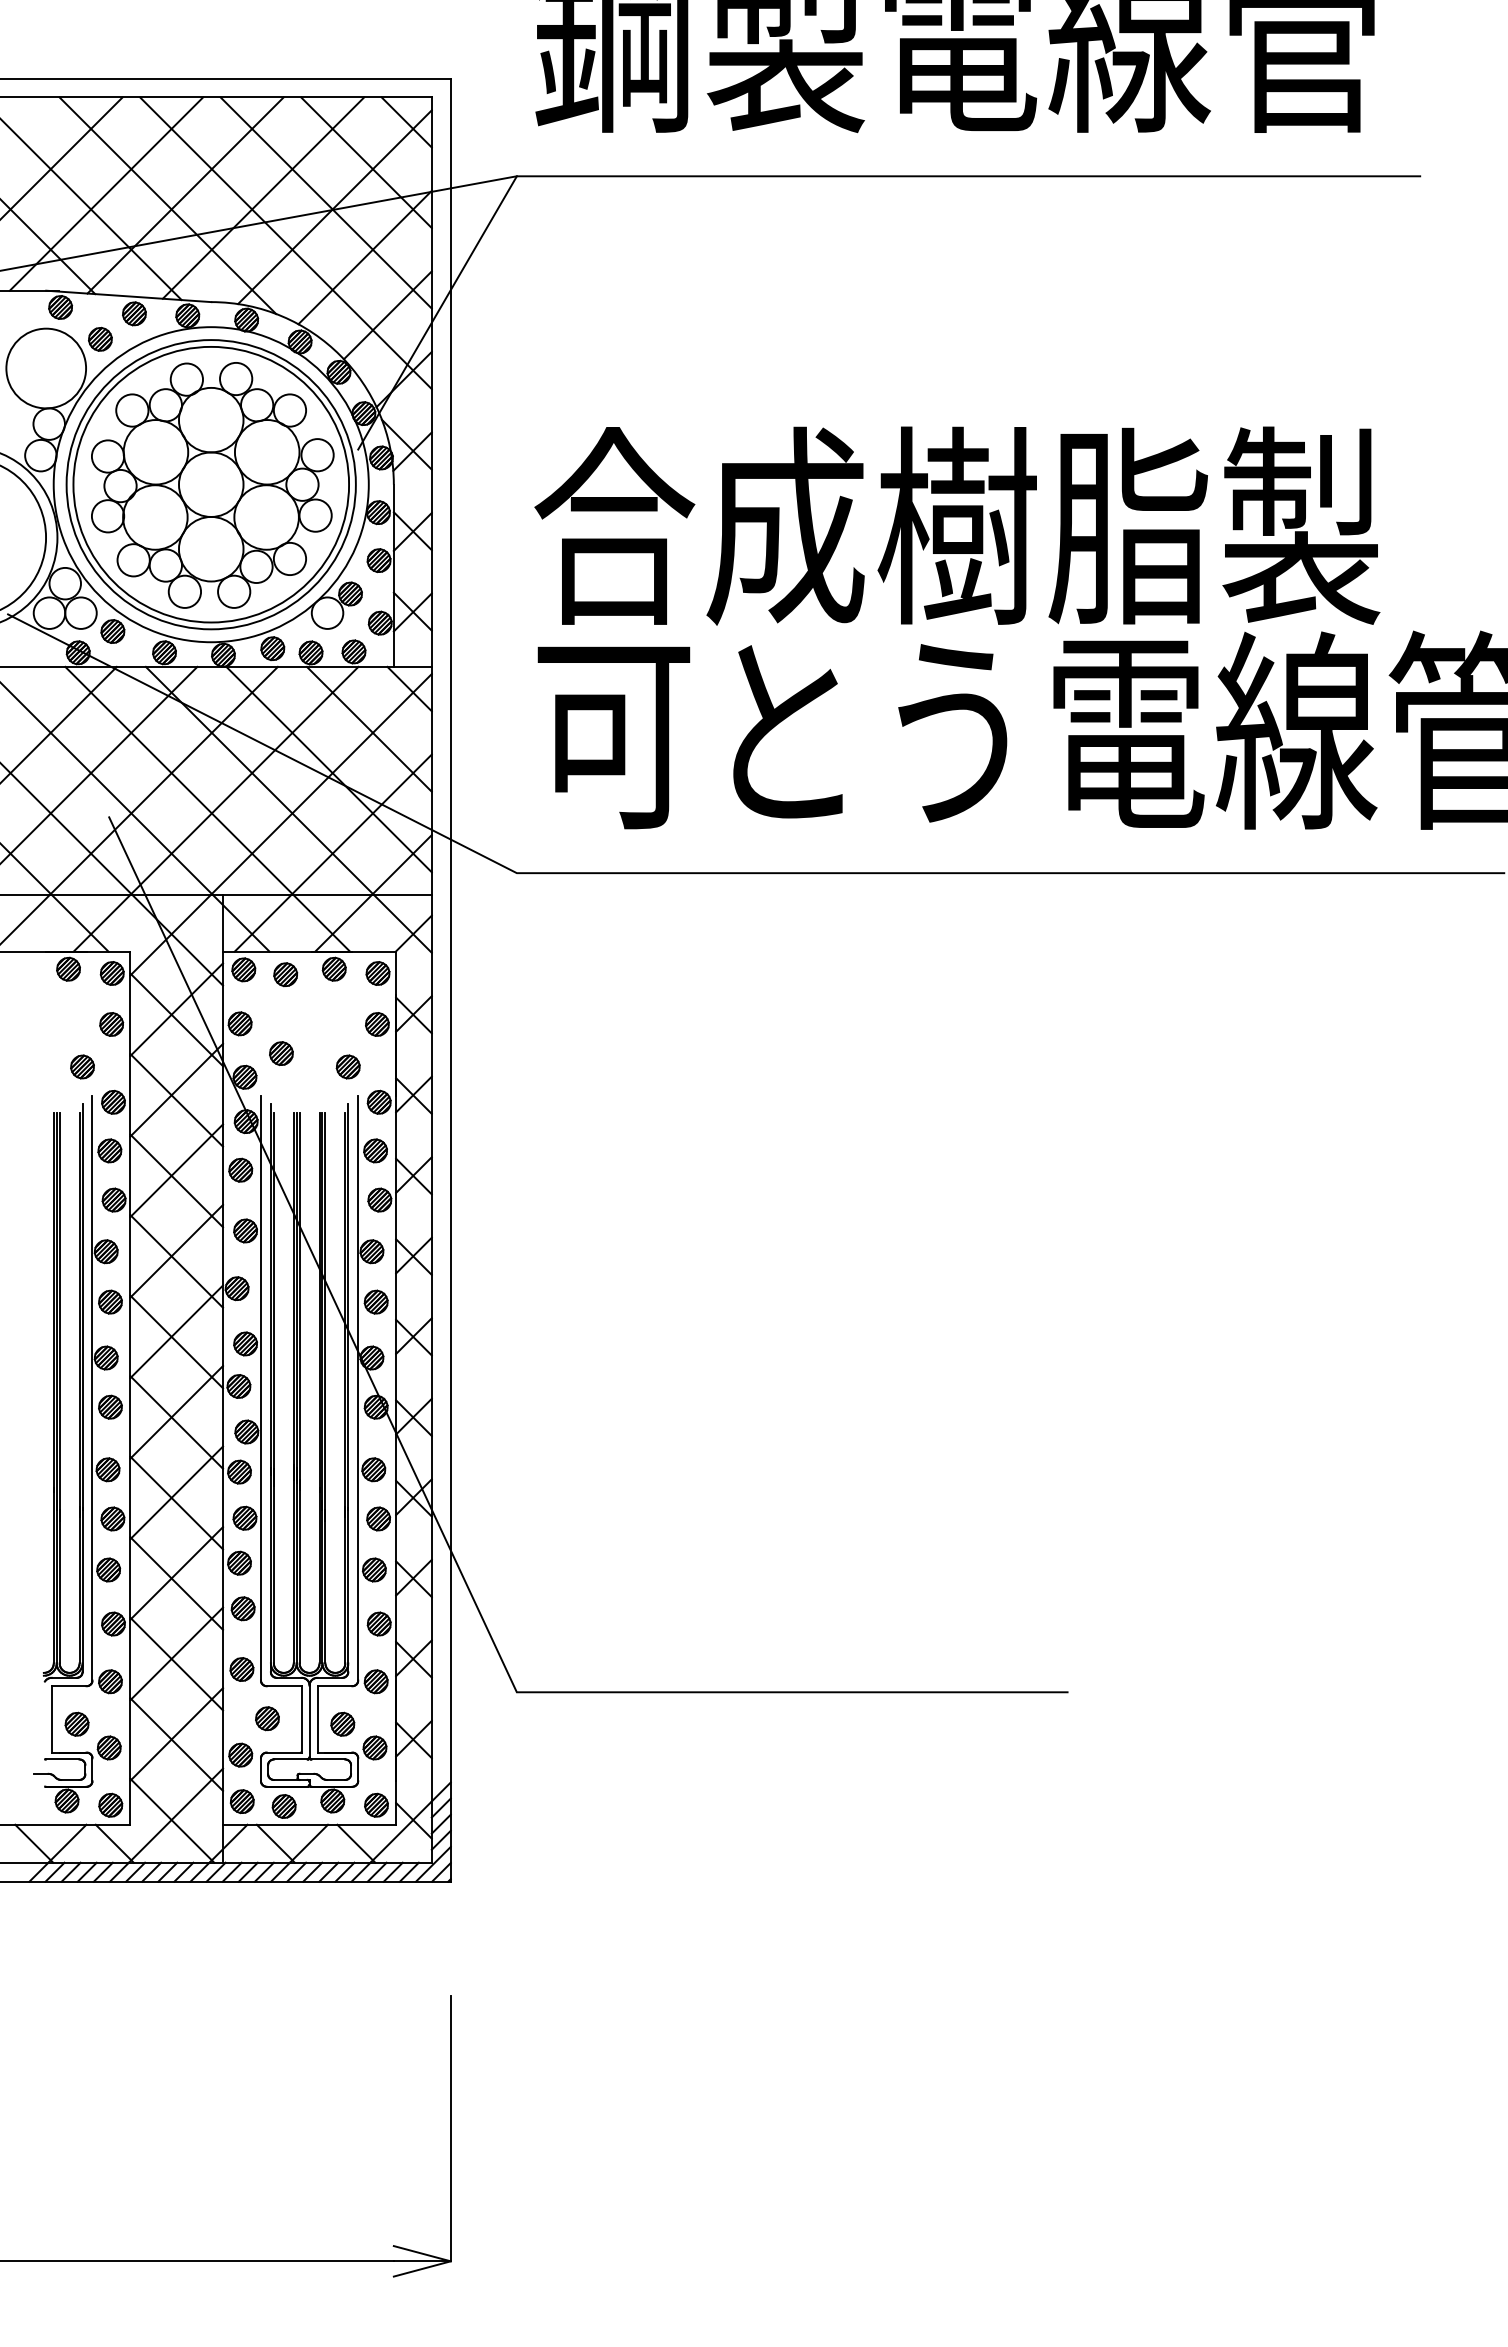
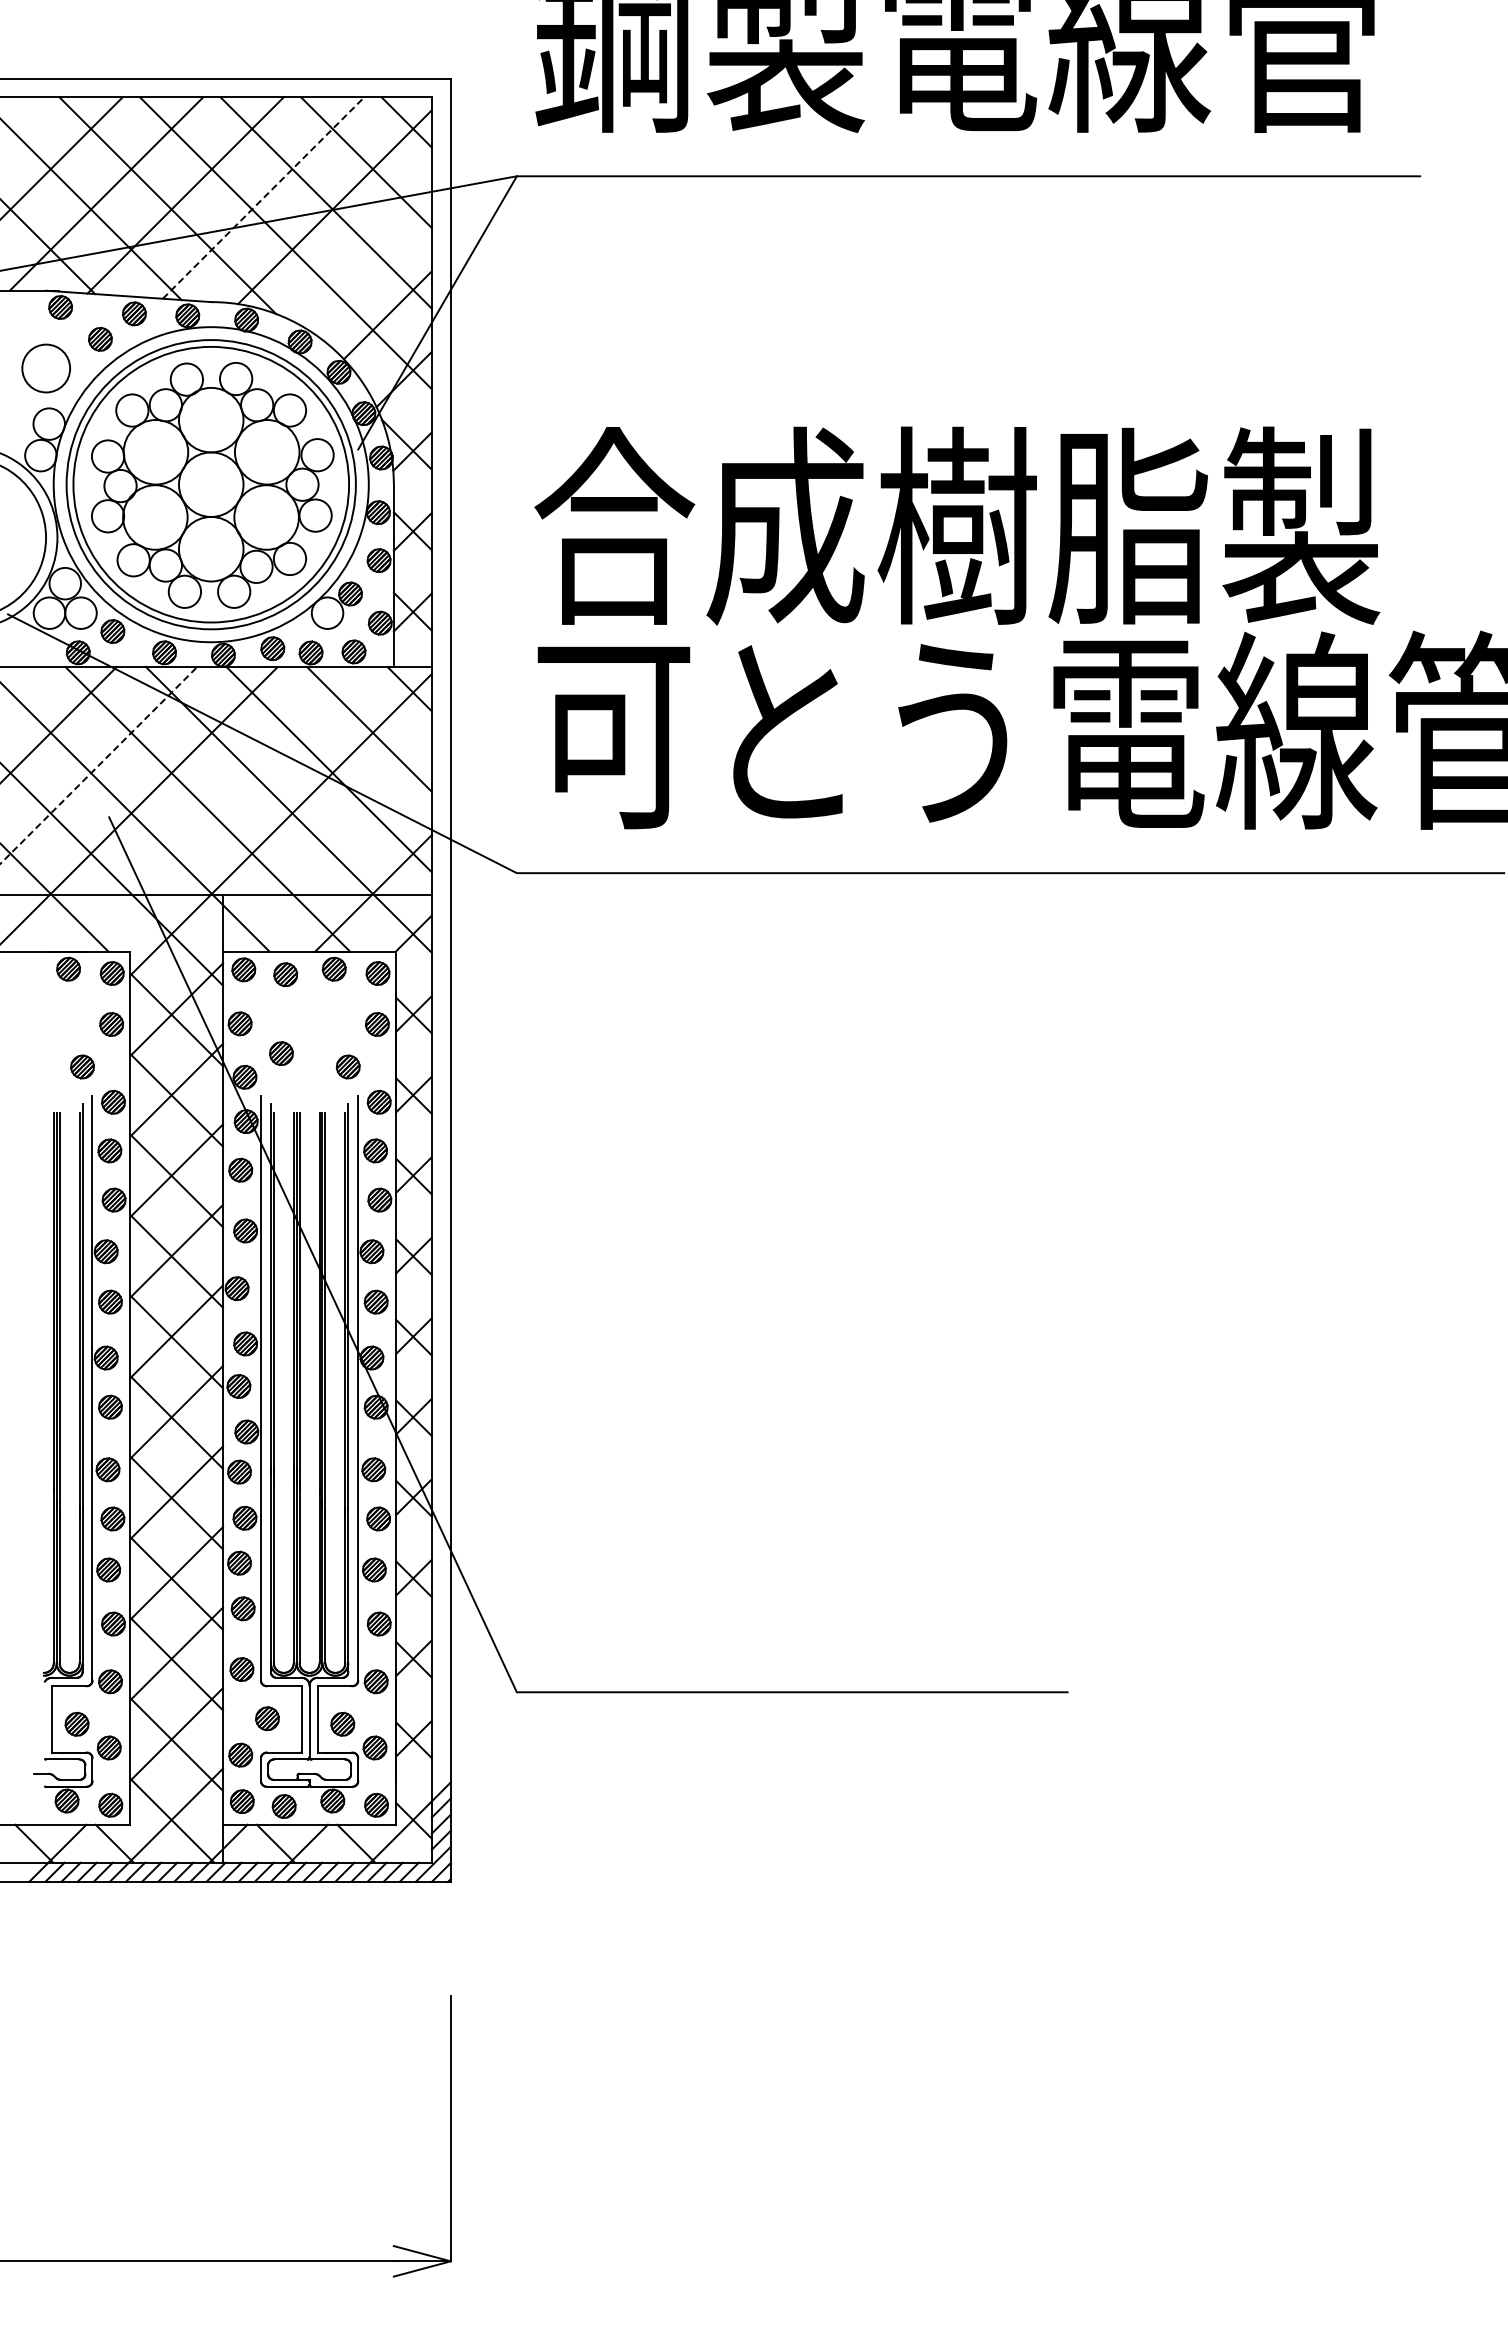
line: solid -> dashed (263, 197)
line: present -> none (364, 257)
circle diameter: 80 px -> 48 px (46, 368)
line: solid -> dashed (99, 765)
line: present -> none (215, 808)
line: present -> none (332, 852)
